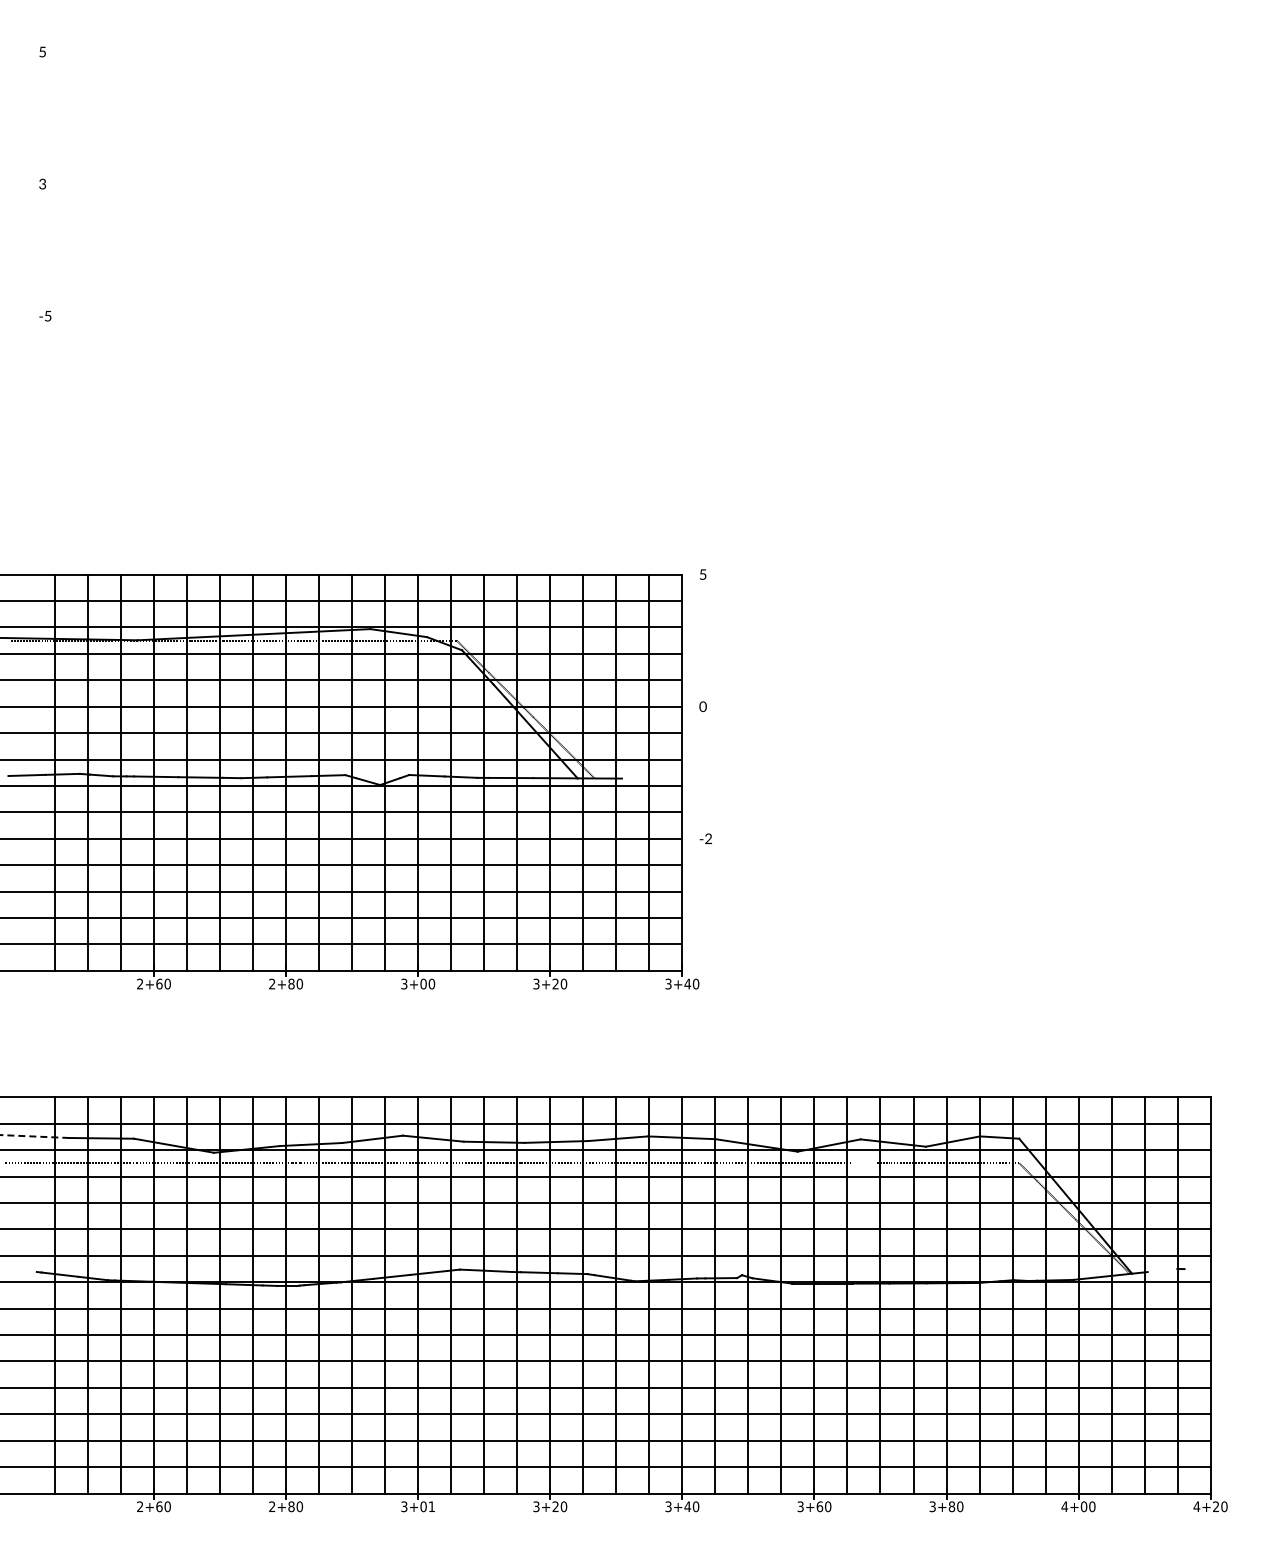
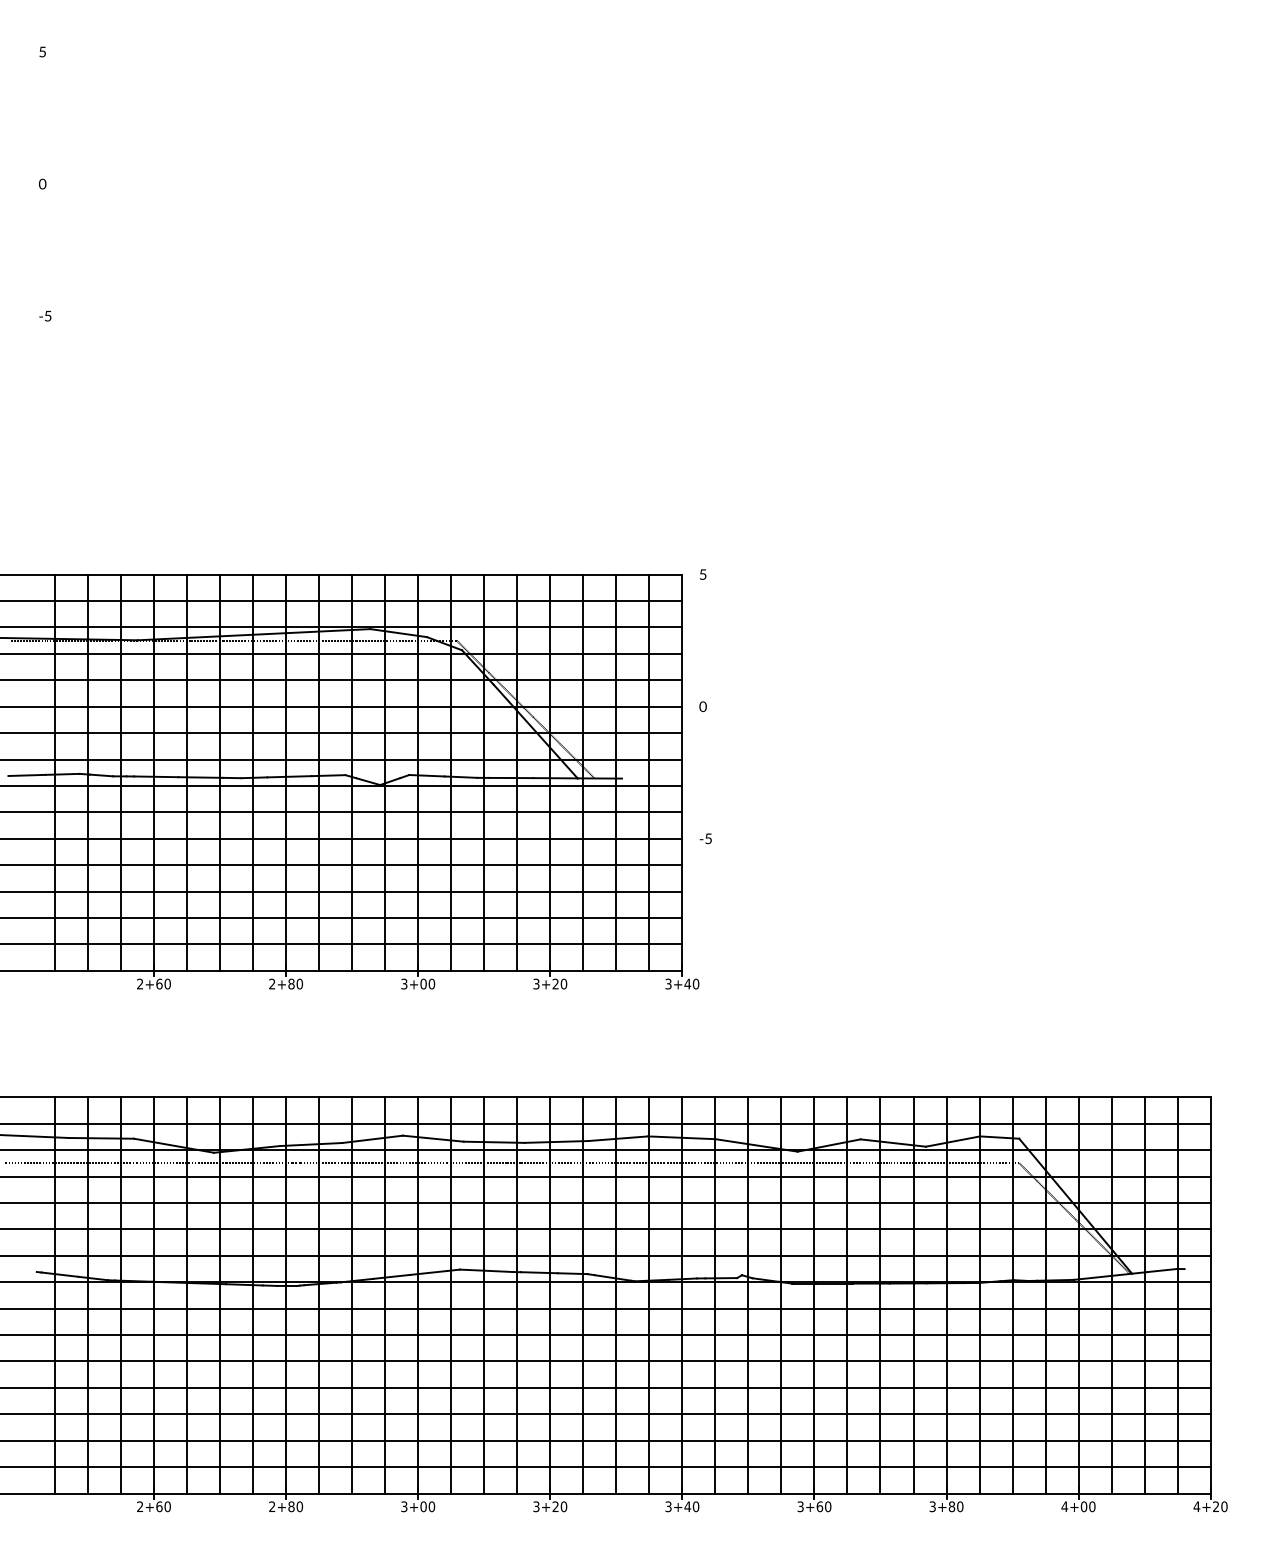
text: 3 -> 0 (42, 183)
text: -2 -> -5 (708, 838)
line: dashed -> solid (35, 1136)
line: none -> present (864, 1163)
line: none -> present (1162, 1270)
text: 3+01 -> 3+00 (431, 1506)
